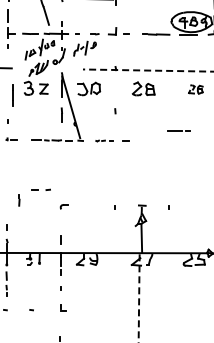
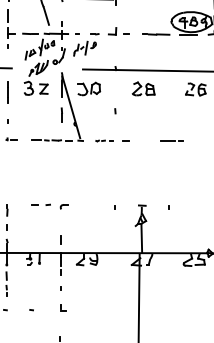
line: dashed -> solid (147, 70)
part size: 16x11 px -> 22x15 px (195, 89)
line position: (12, 95) -> (7, 92) (7, 92)
line position: (178, 130) -> (171, 140) (171, 140)
part position: (40, 189) -> (40, 204) (40, 204)
part position: (19, 200) -> (7, 210) (7, 210)
line: dashed -> solid (139, 298)
